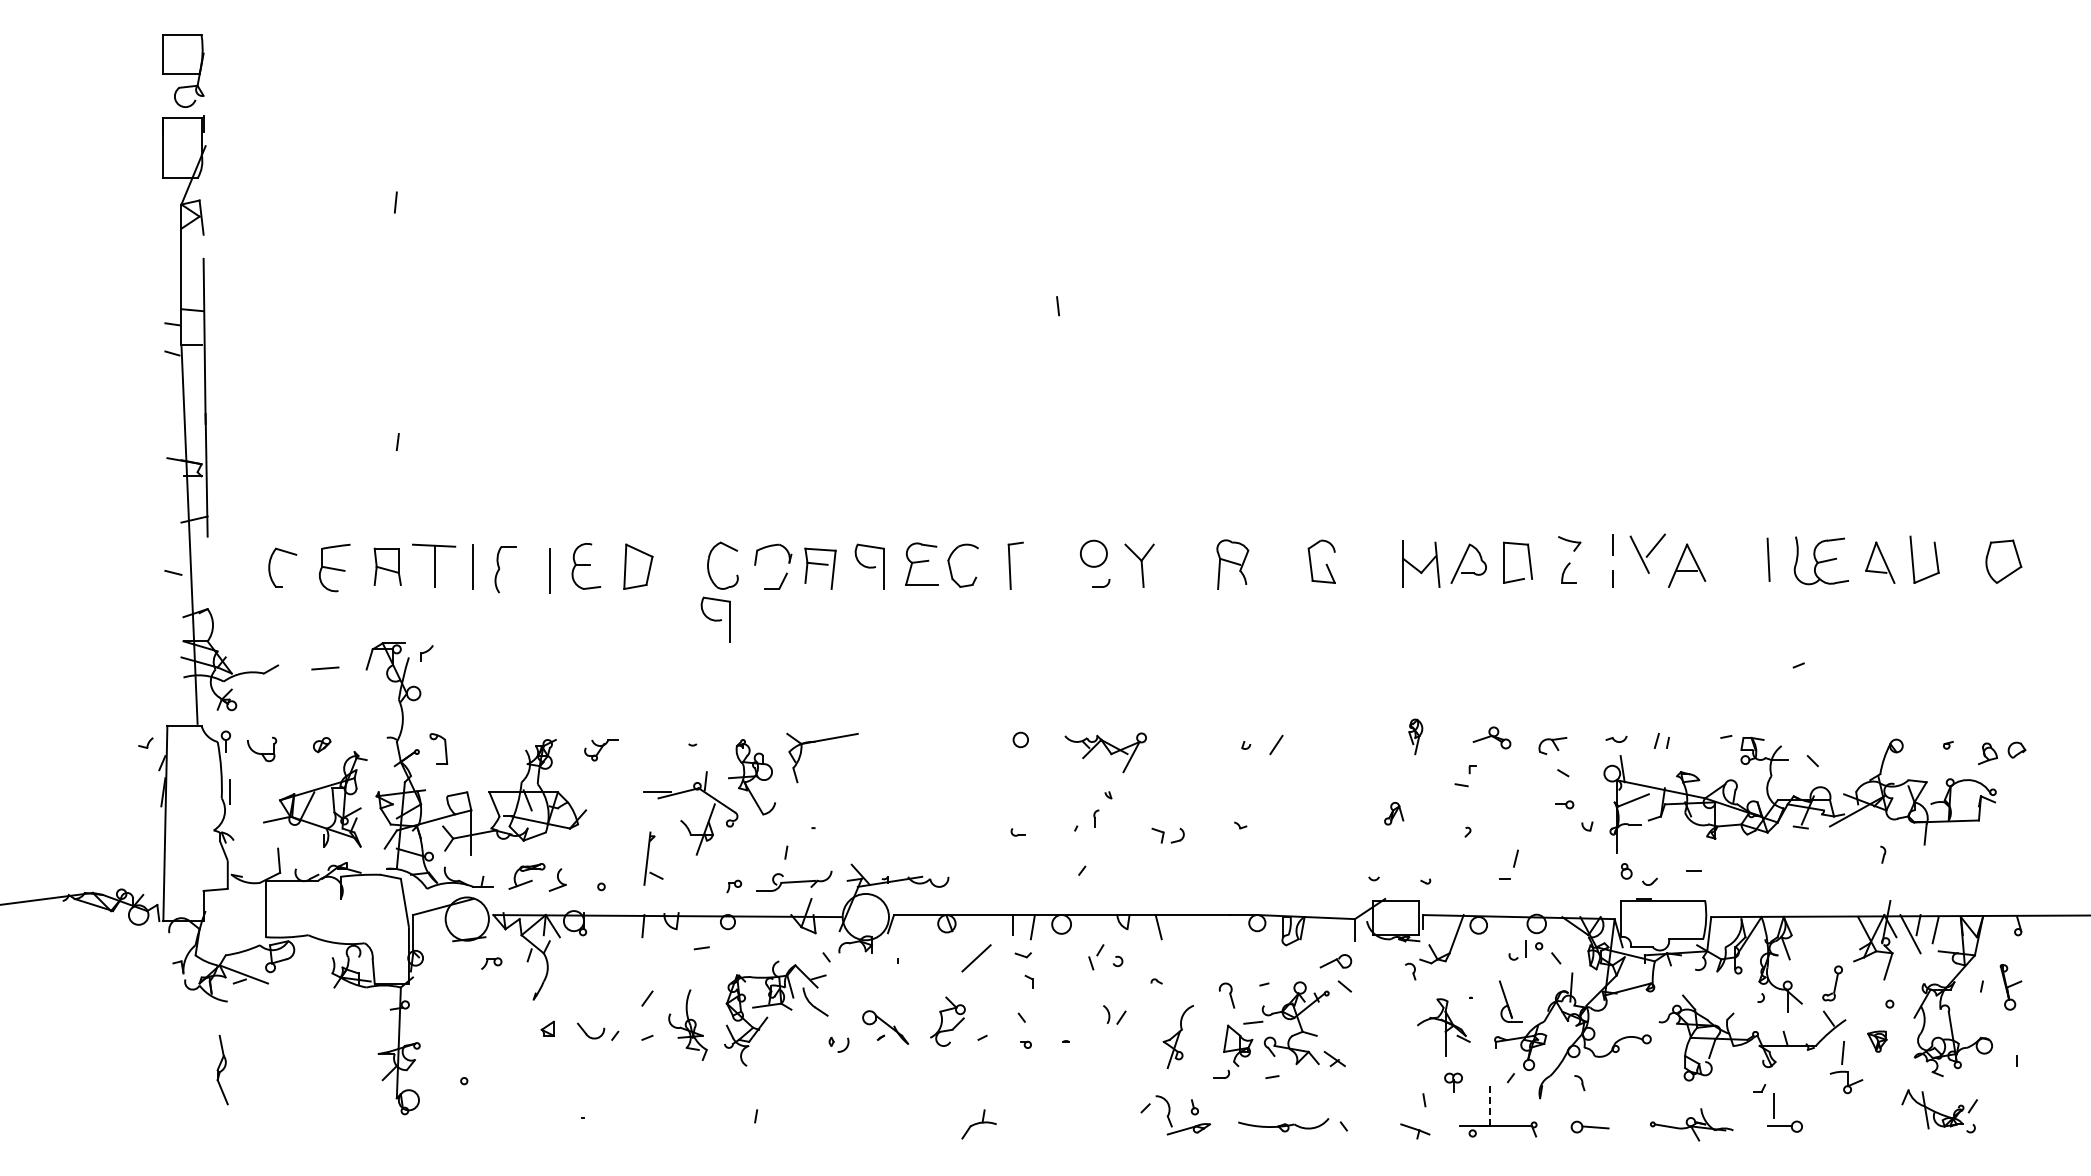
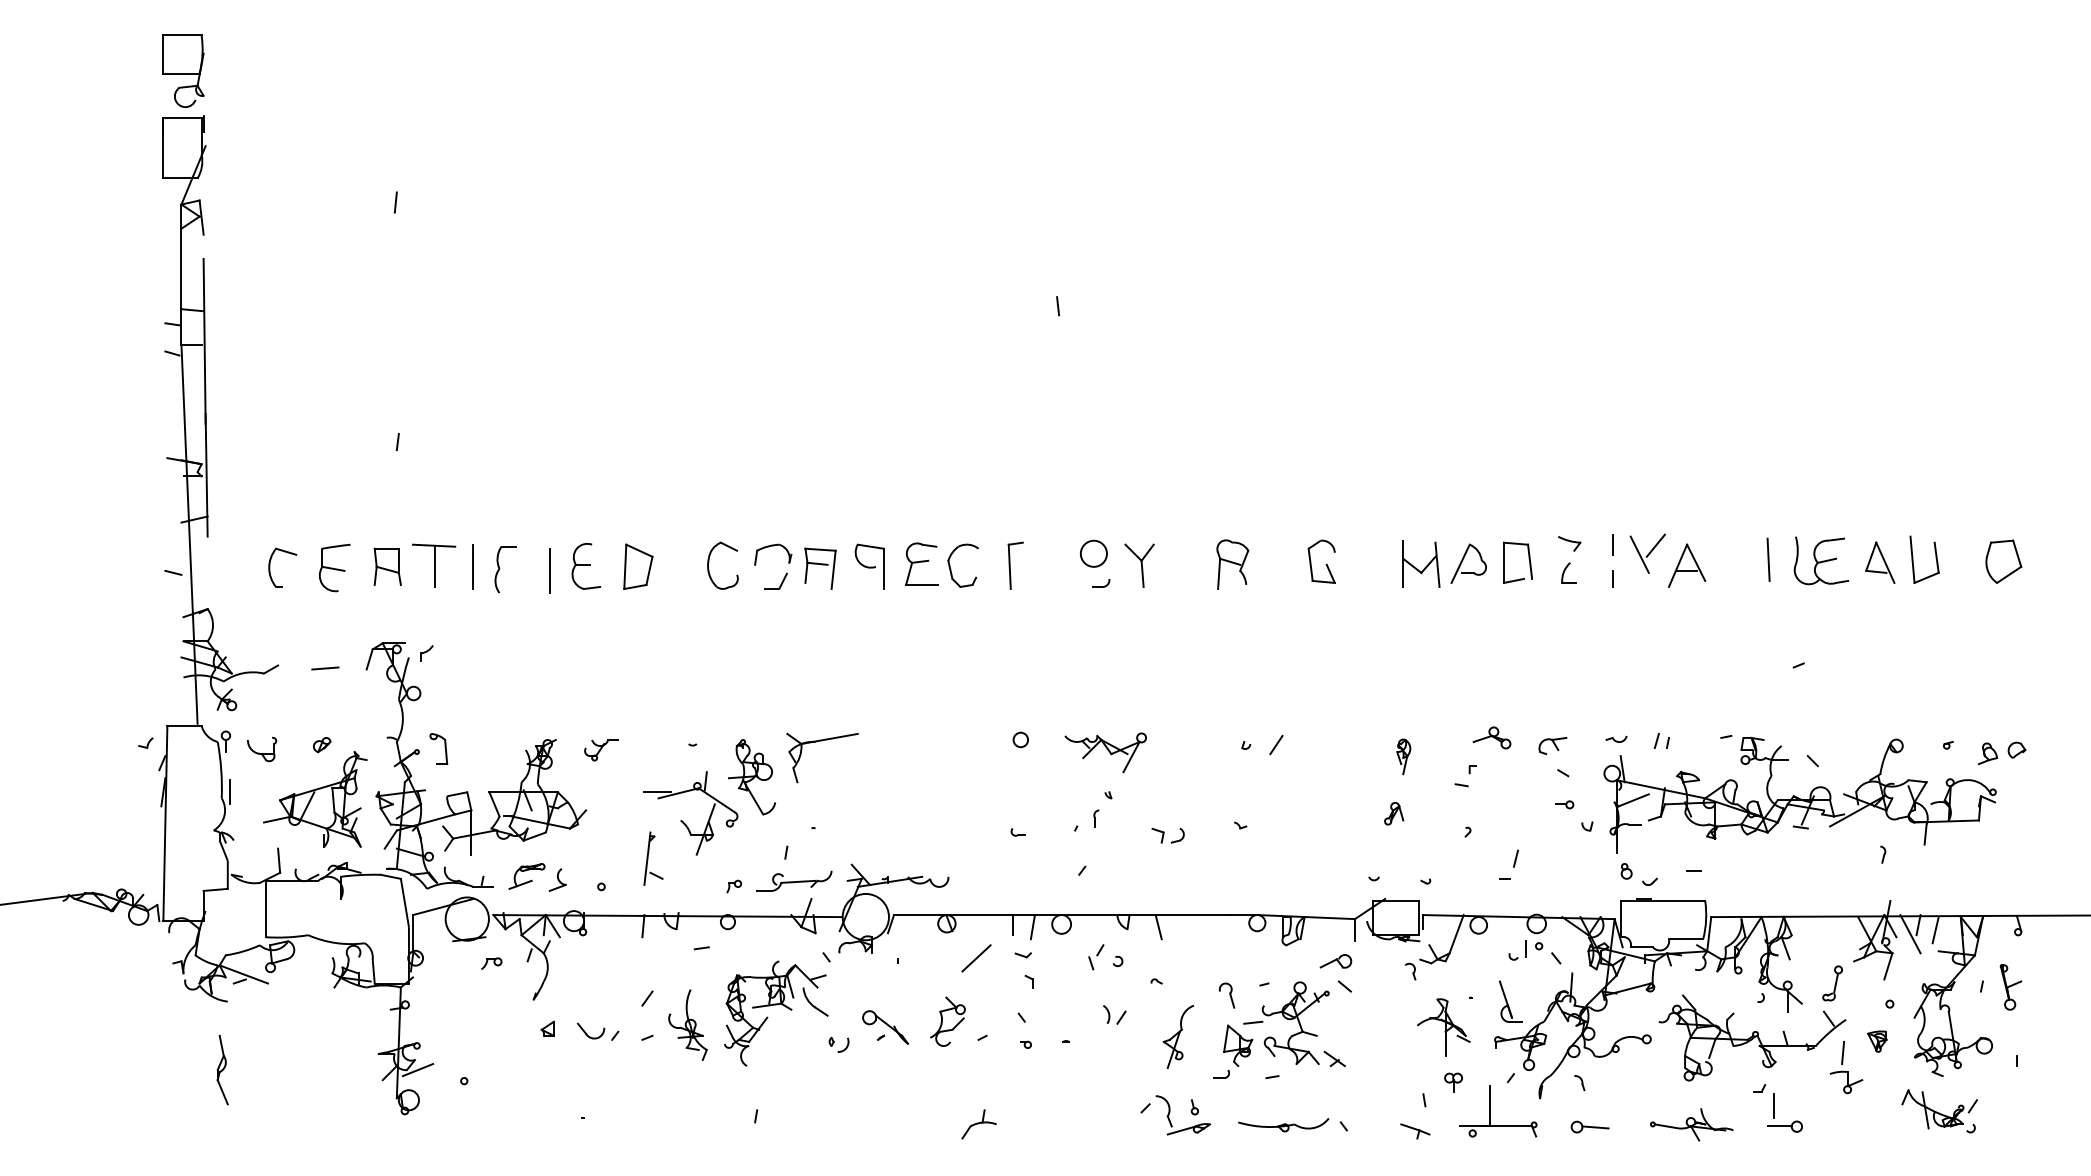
part: present -> none (715, 619)
part position: (1415, 736) -> (1403, 756) (1403, 756)
line: none -> present (417, 1070)
line: dashed -> solid (1489, 1106)
